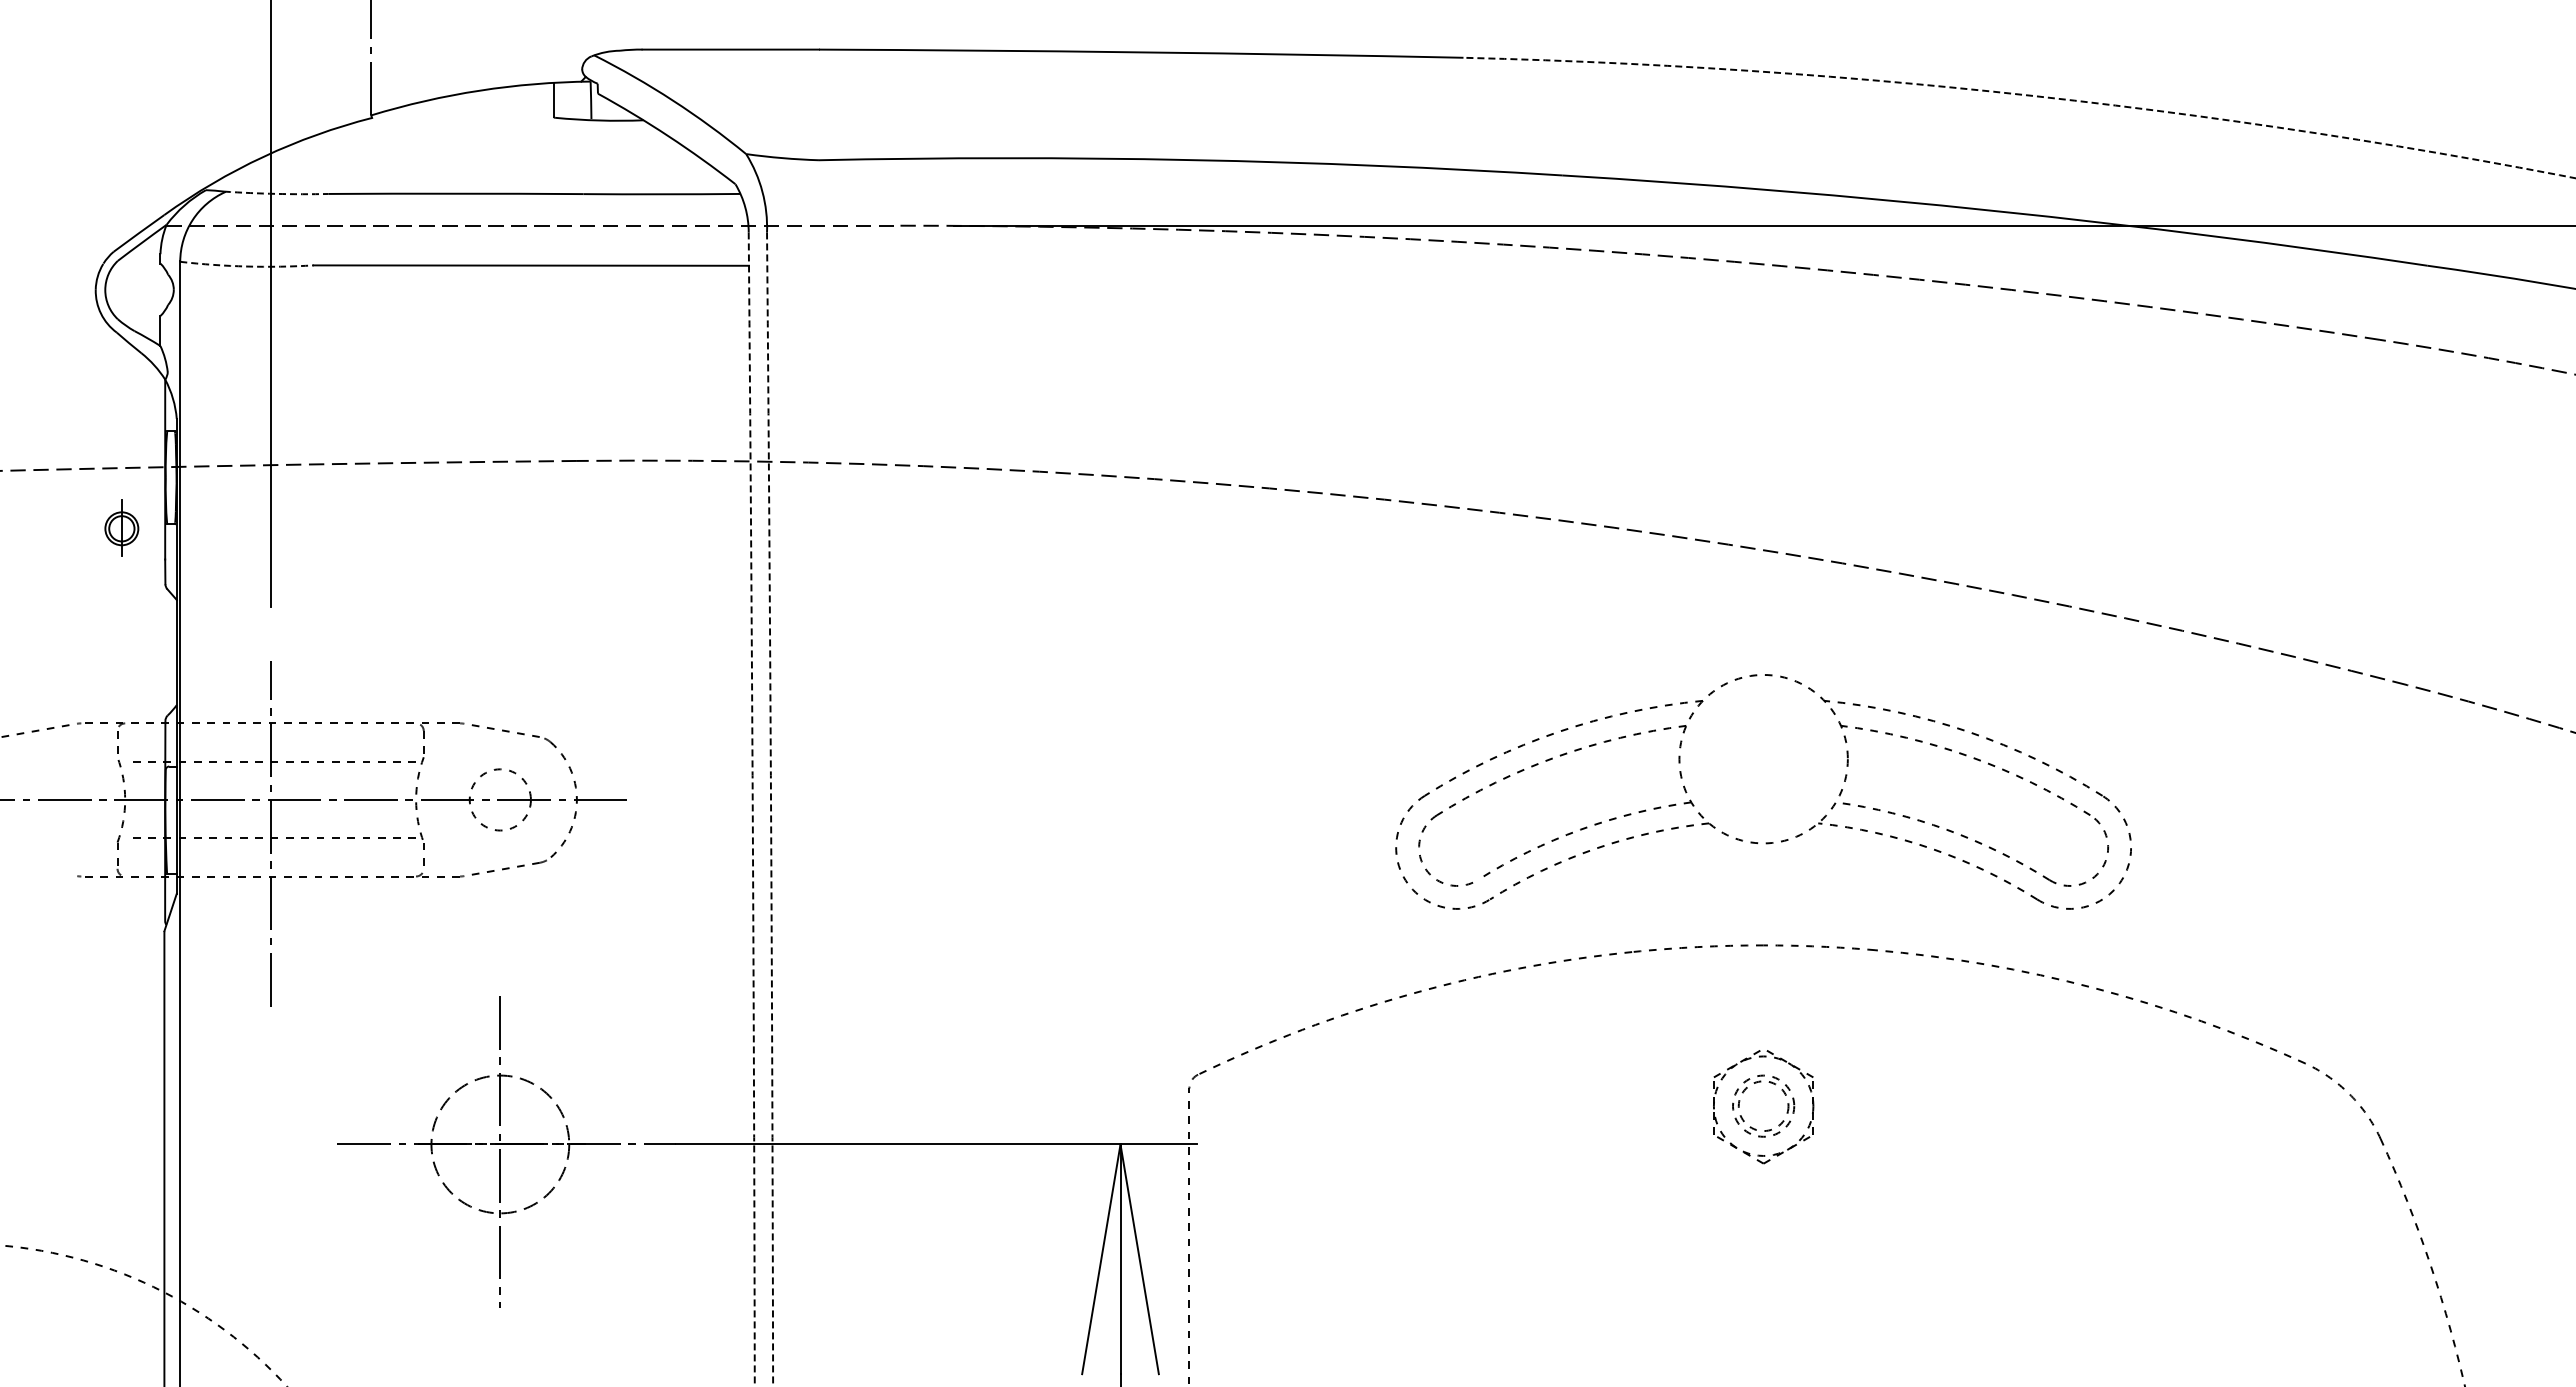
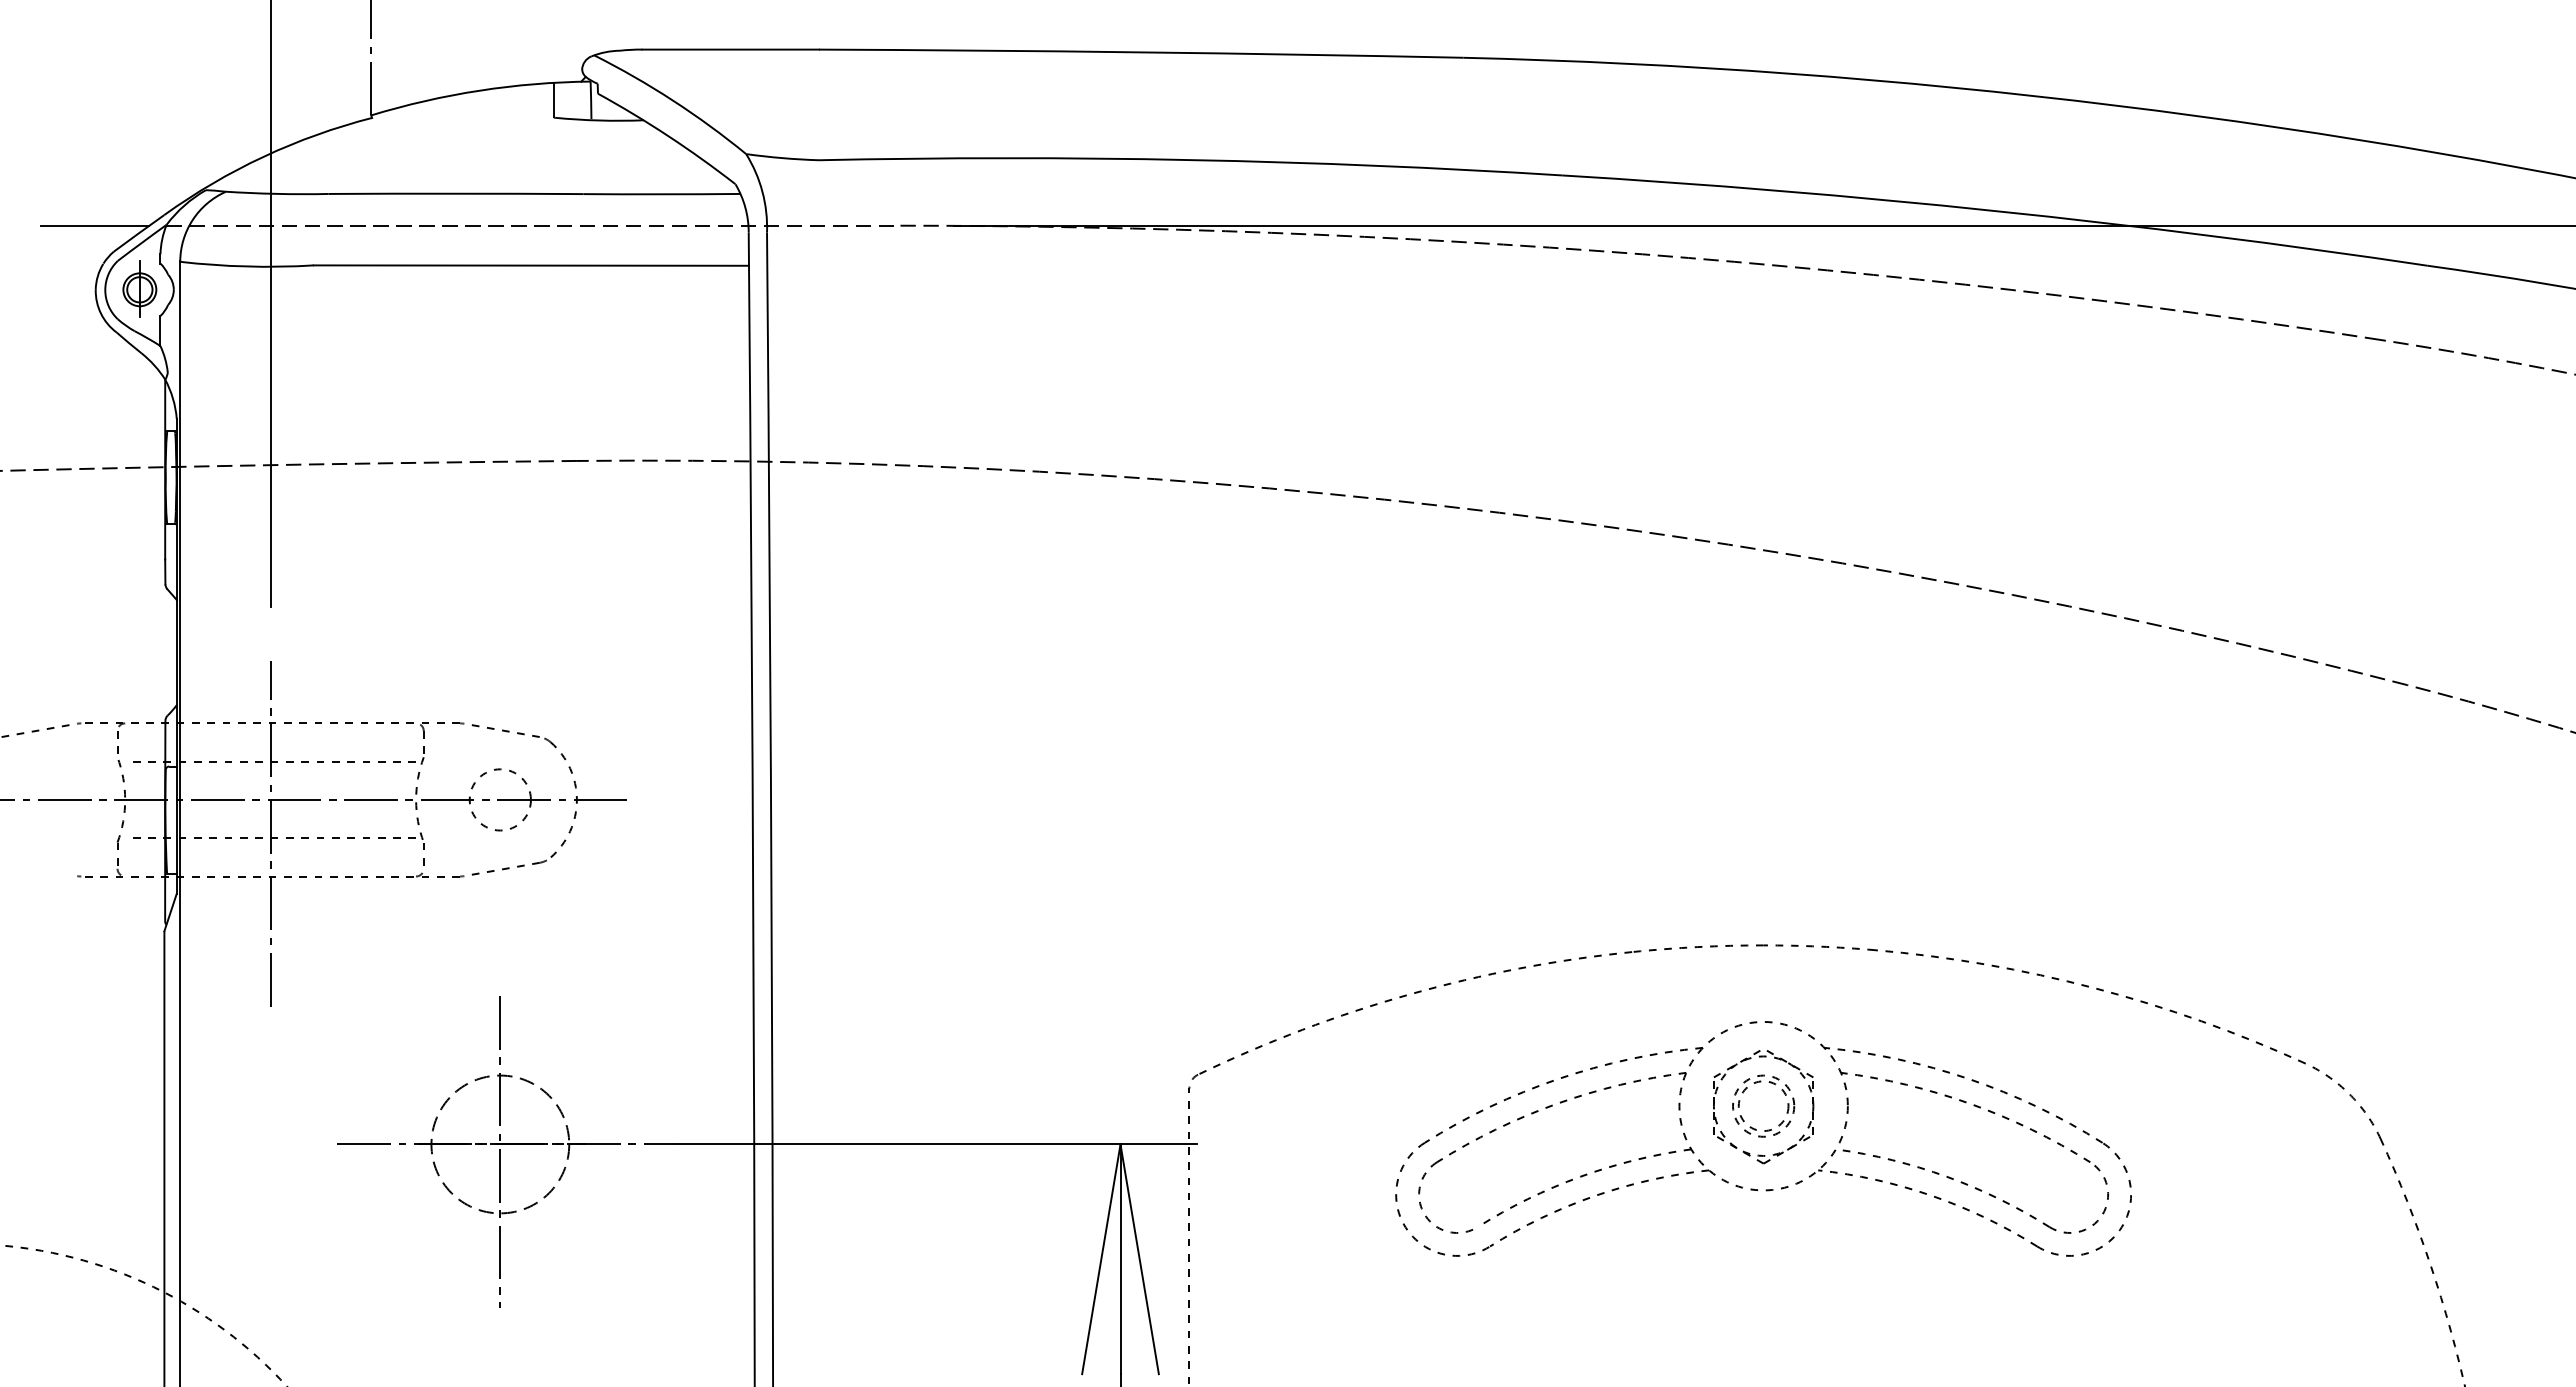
arc: dashed -> solid (2022, 94)
arc: dashed -> solid (276, 193)
line: none -> present (95, 225)
arc: dashed -> solid (246, 266)
part position: (121, 527) -> (139, 288) (139, 288)
arc: dashed -> solid (752, 809)
arc: dashed -> solid (770, 809)
part position: (1753, 841) -> (1753, 1188) (1753, 1188)
